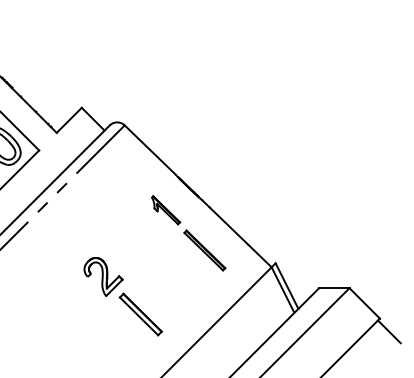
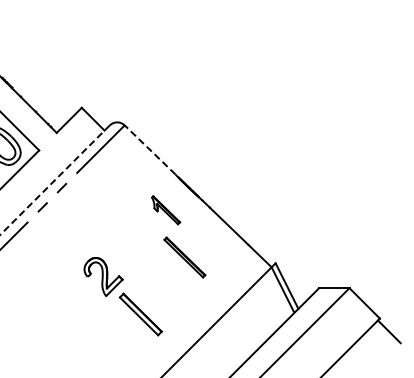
line: solid -> dashed (149, 149)
line: solid -> dashed (55, 179)
part position: (204, 250) -> (184, 257) (184, 257)
